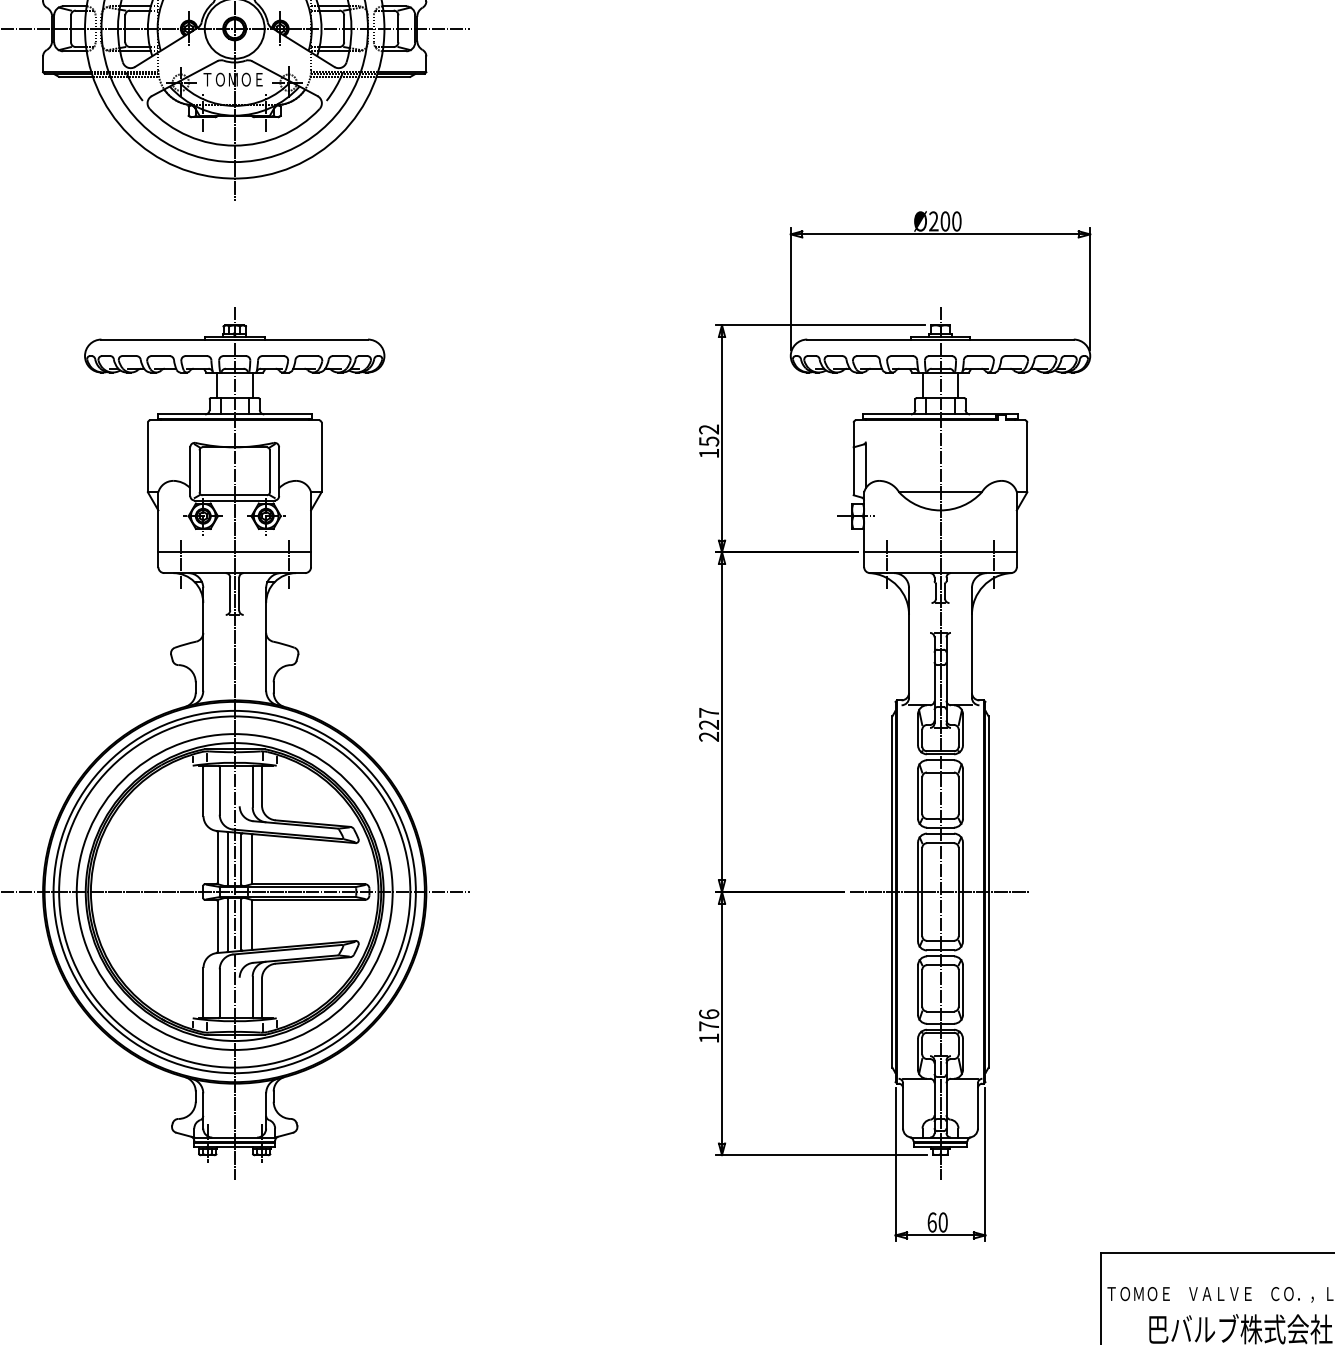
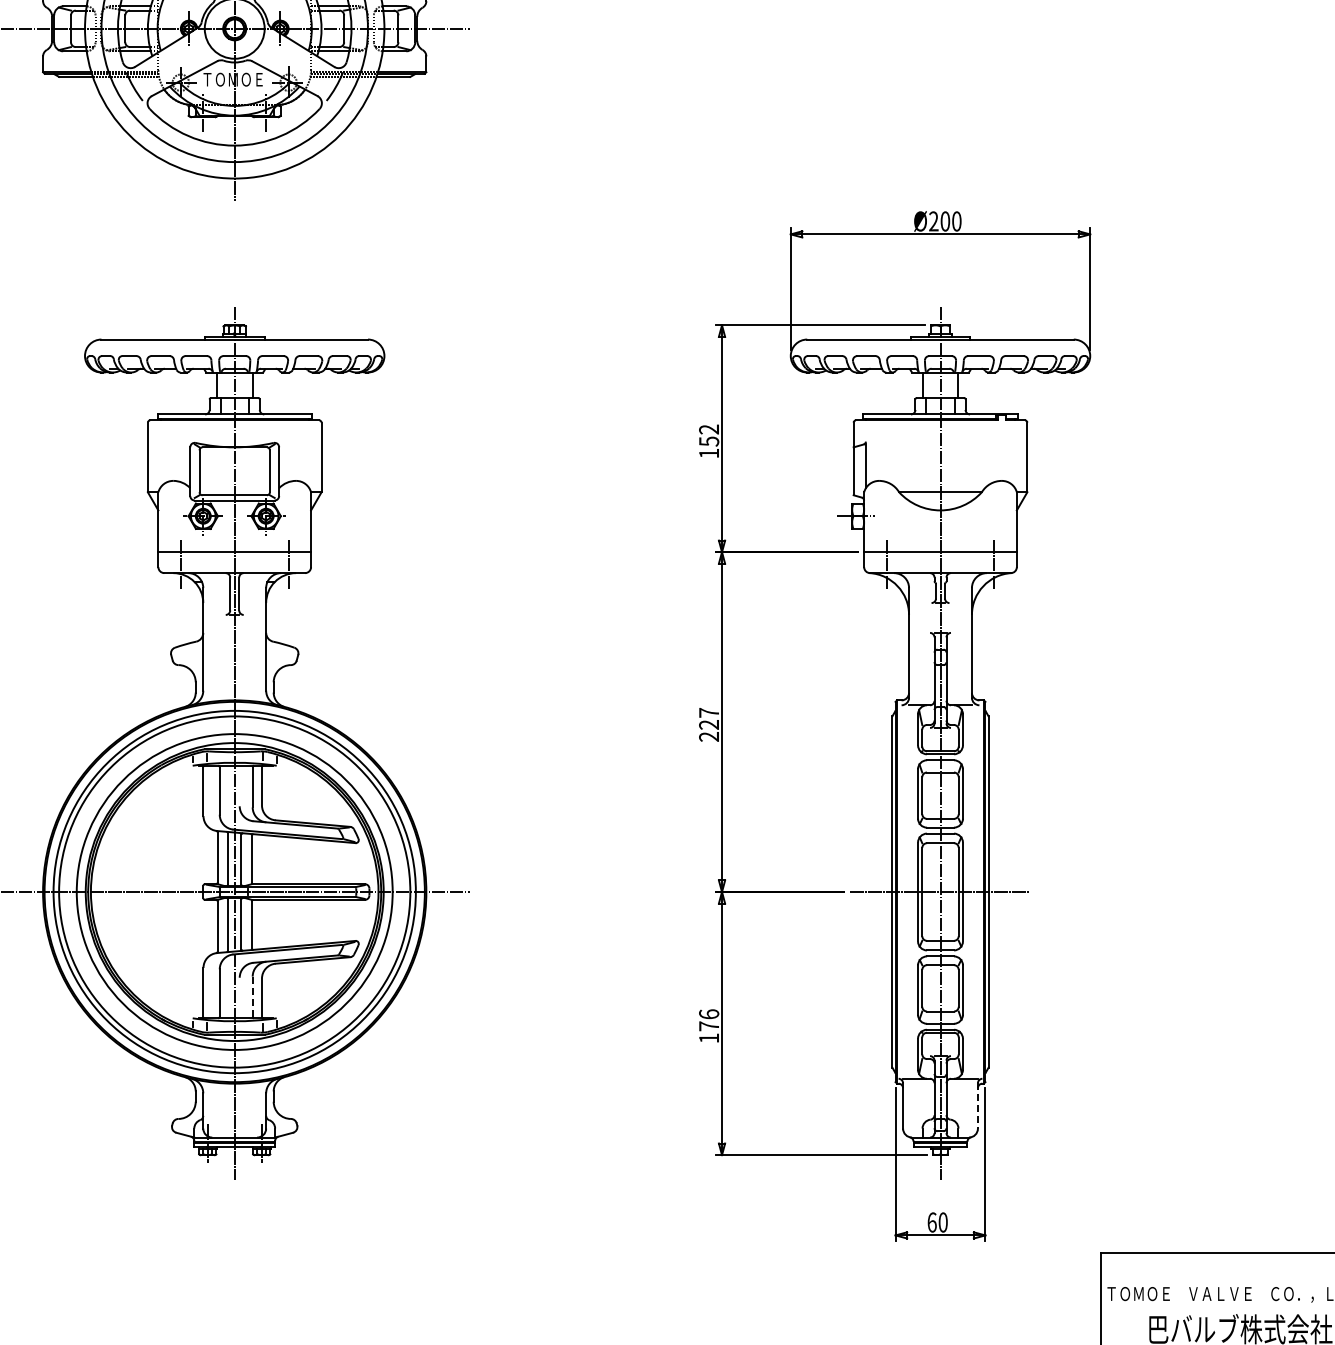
line: solid -> dashed (252, 997)
line: solid -> dashed (977, 1105)
